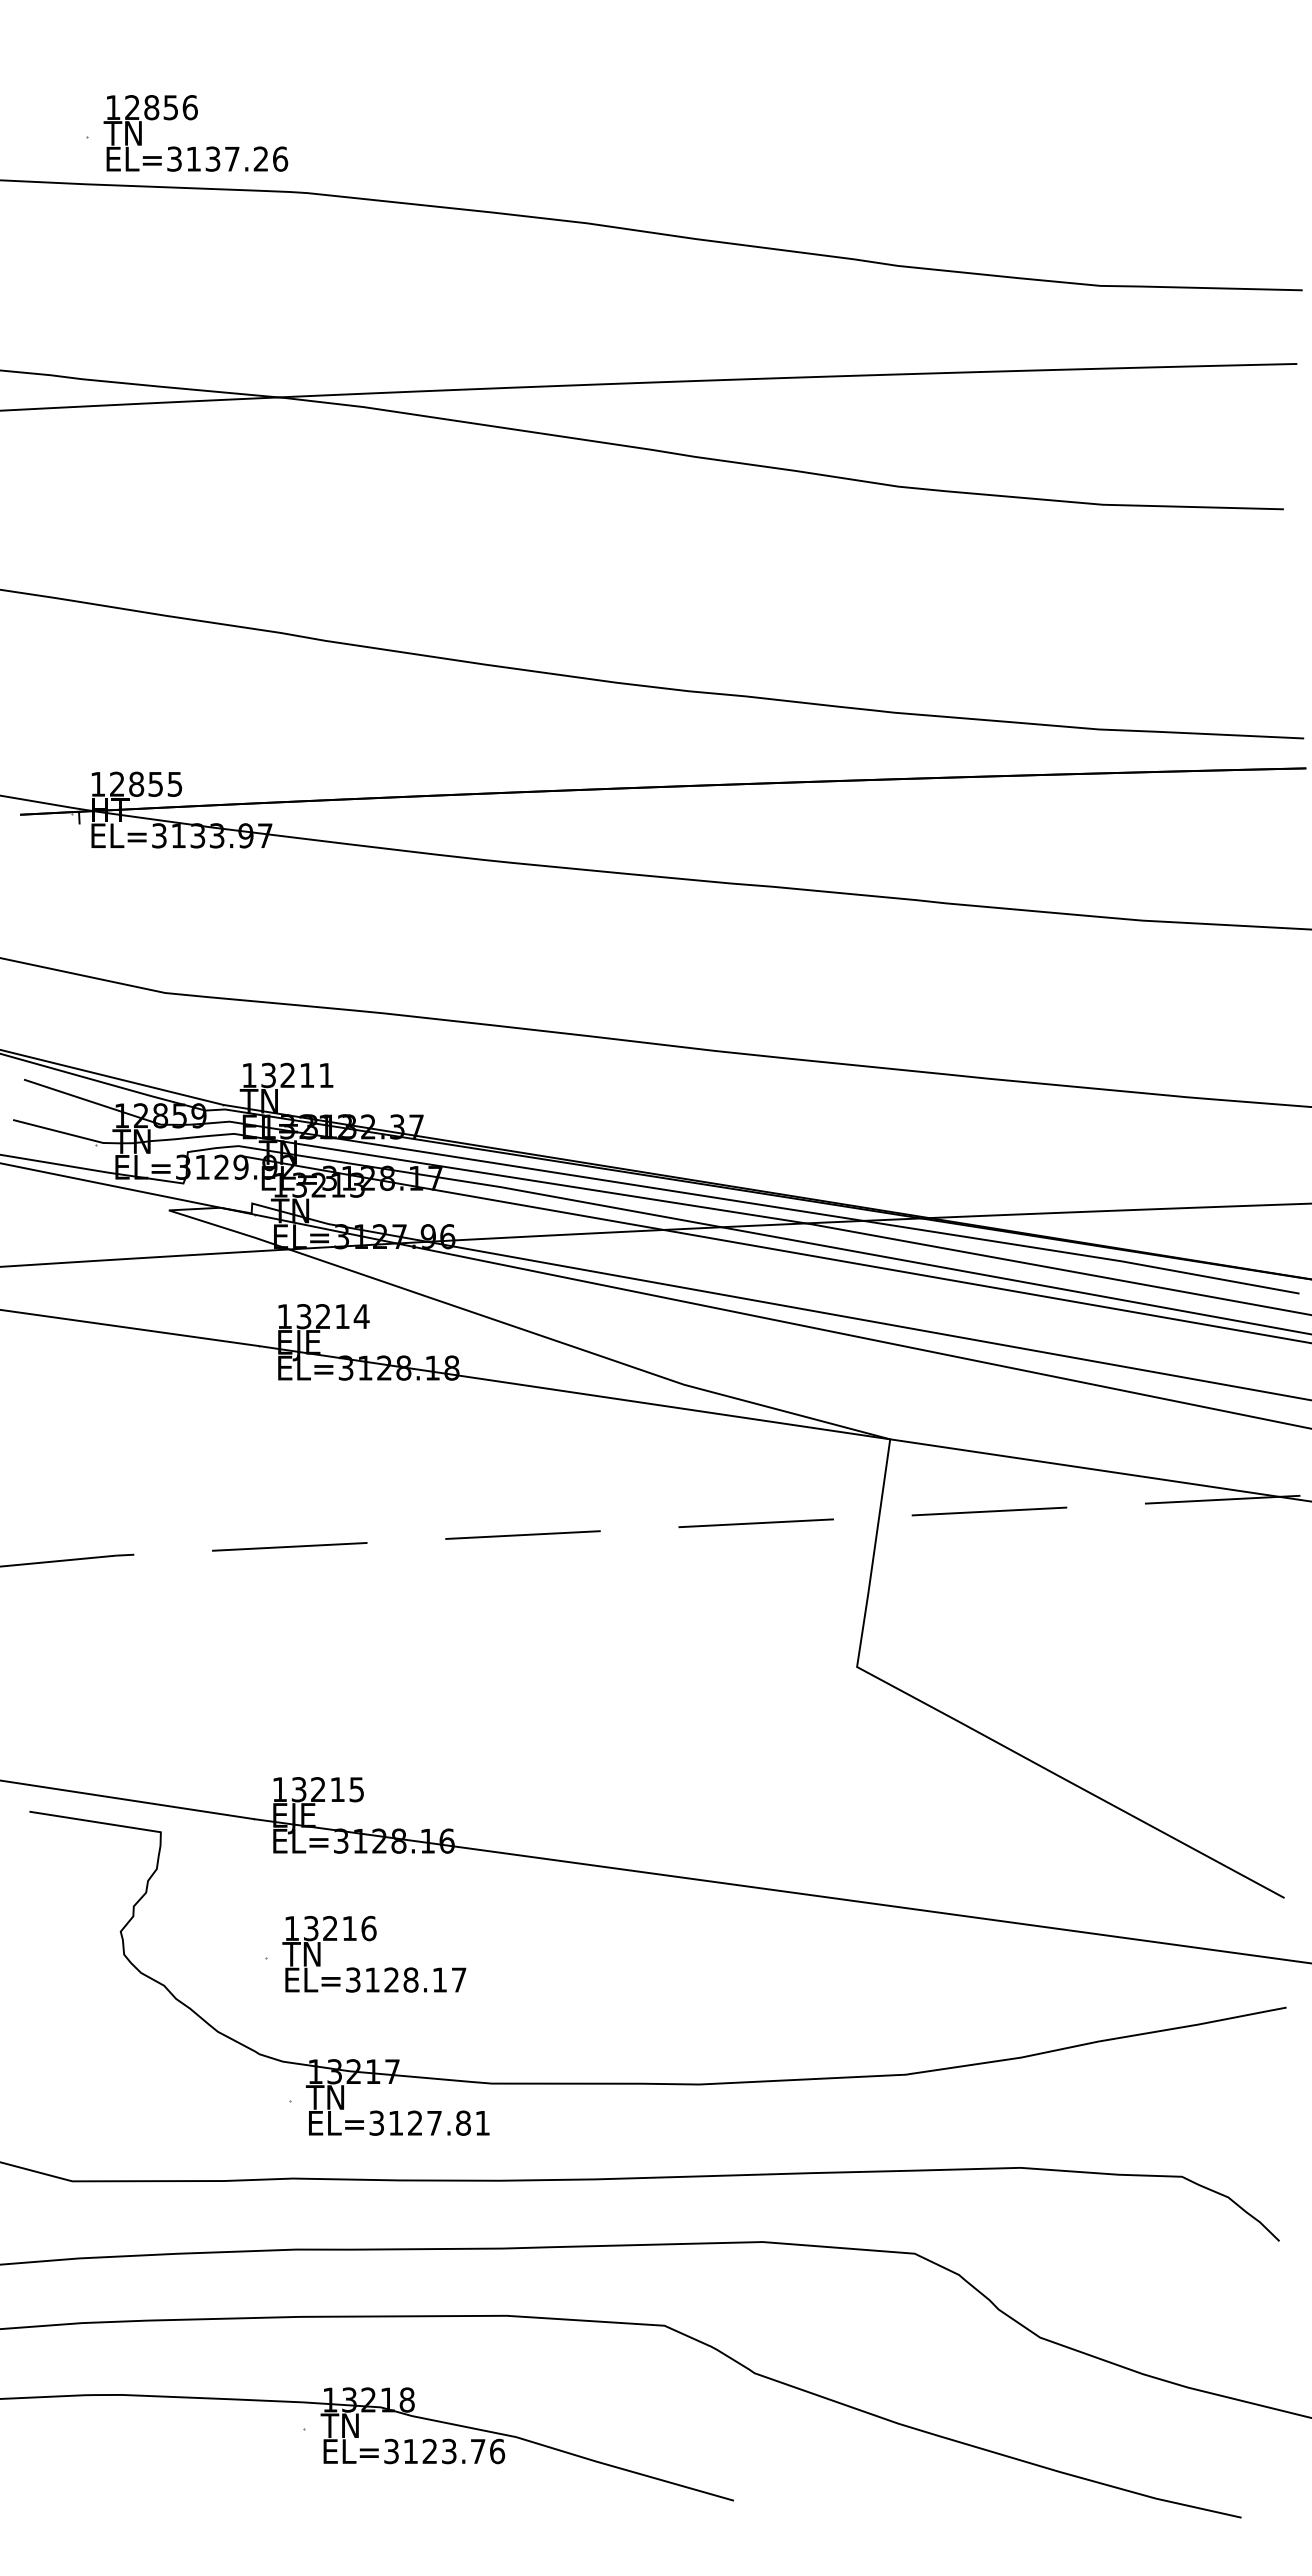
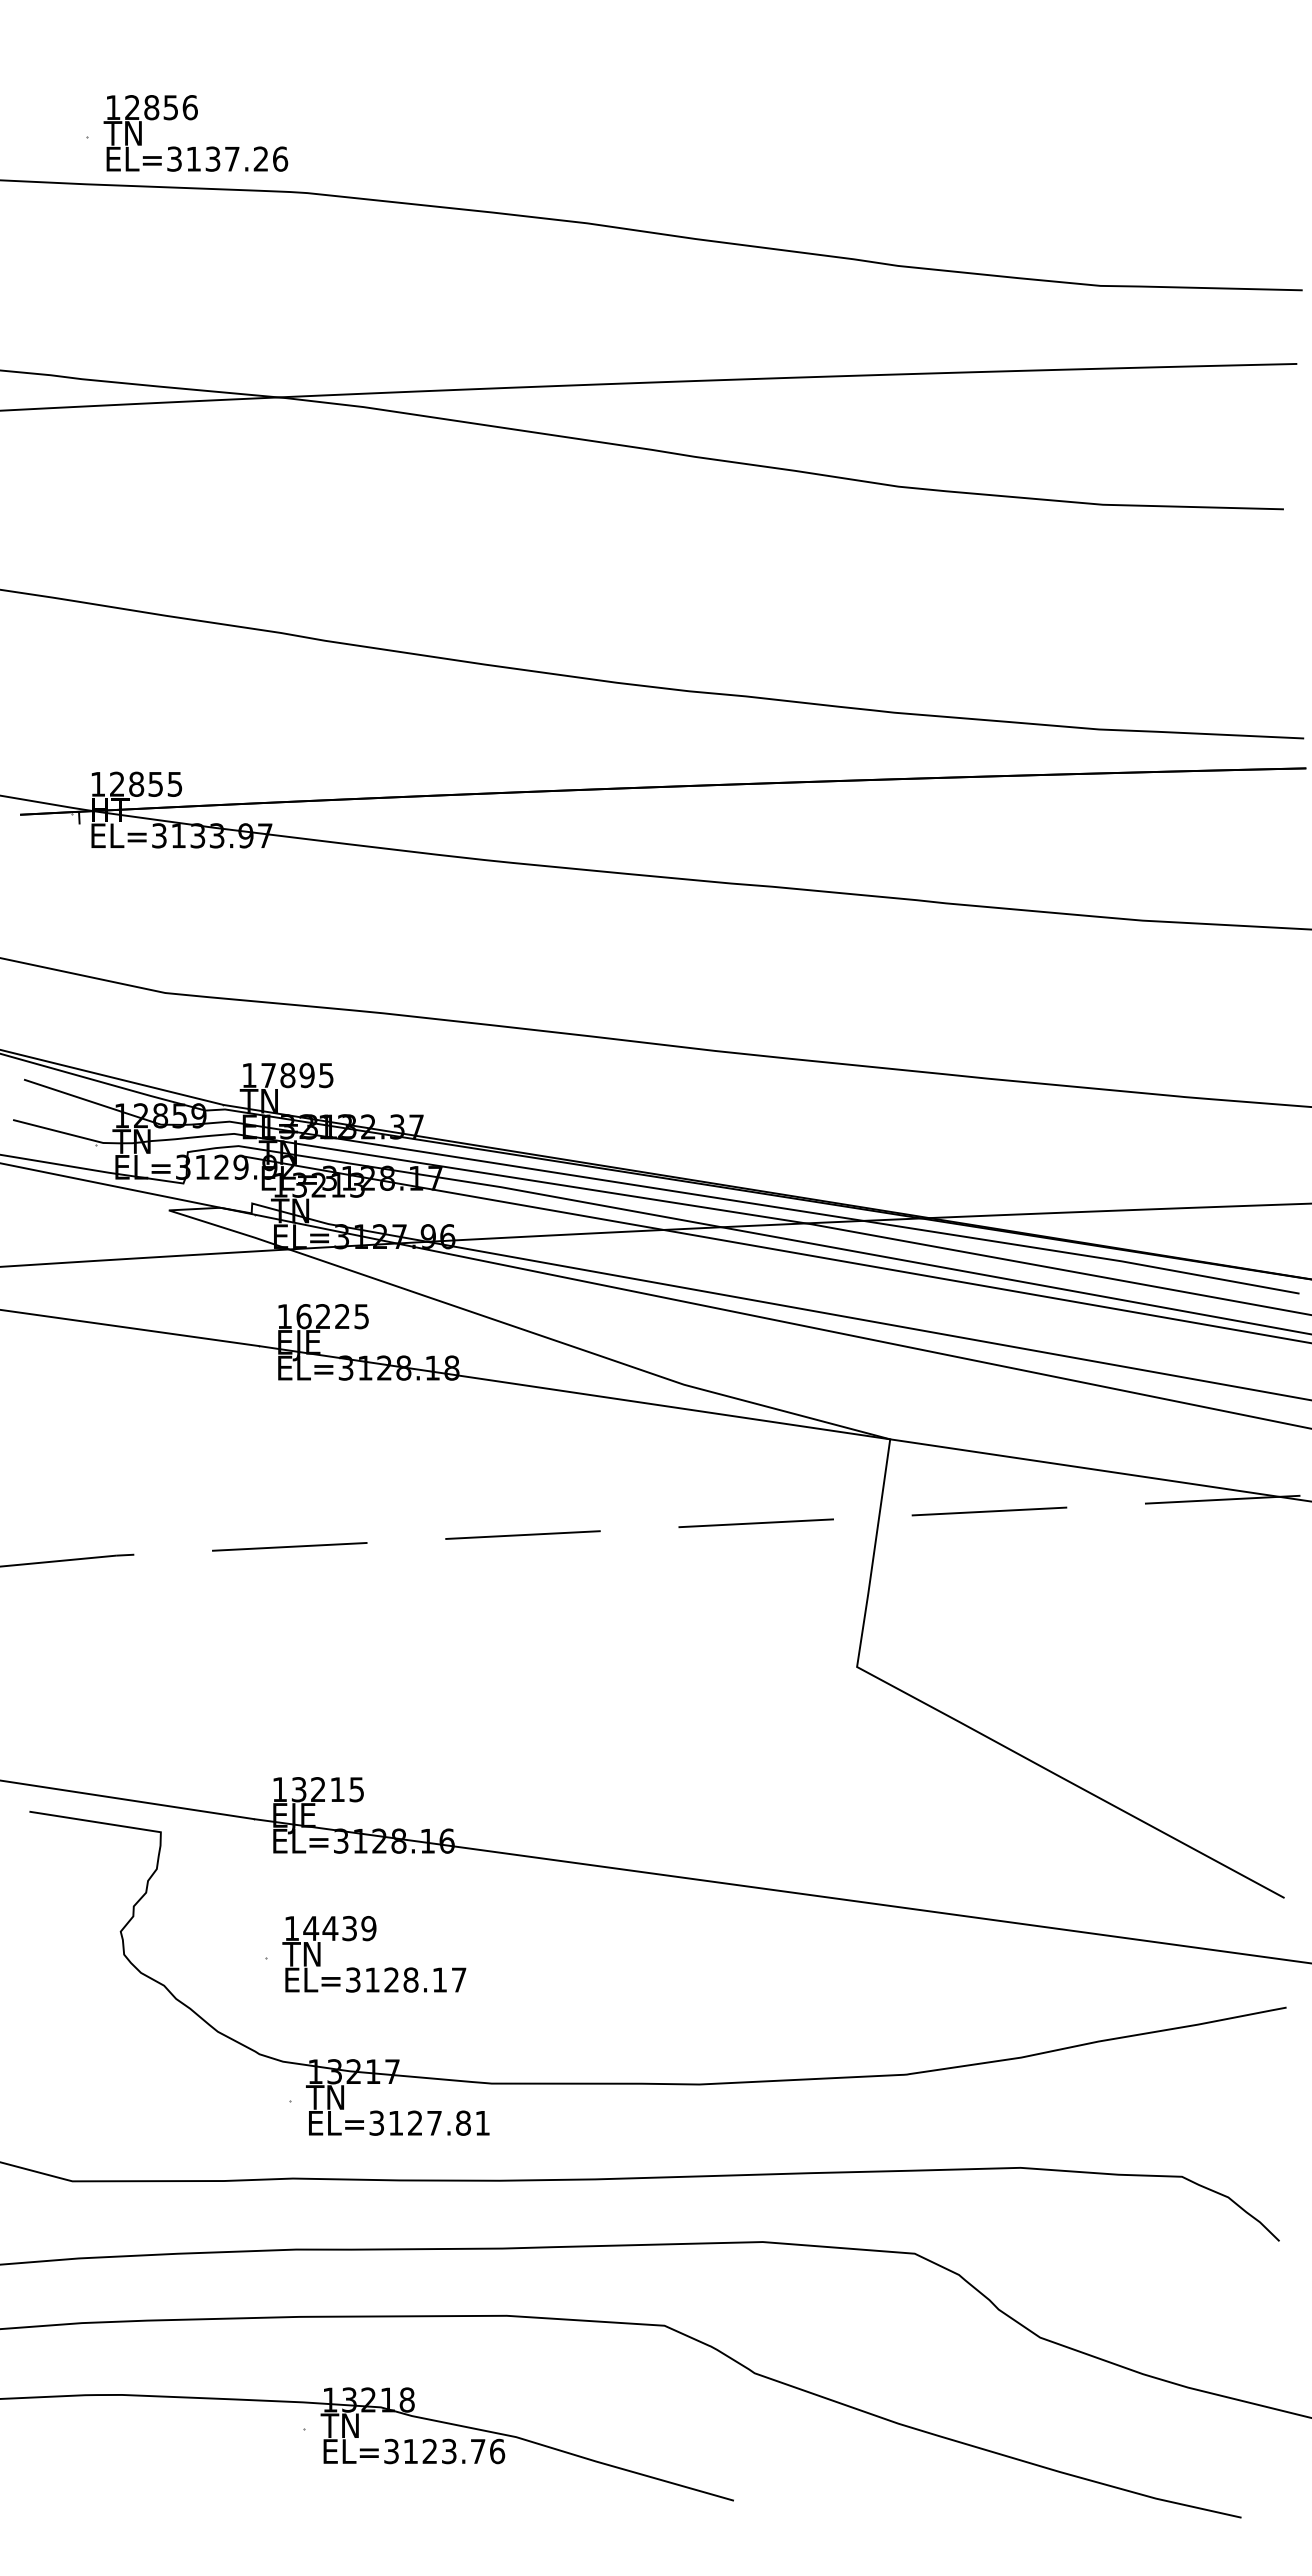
text: 13211 -> 17895 (297, 1075)
text: 13214 -> 16225 (332, 1316)
text: 13216 -> 14439 (339, 1928)
